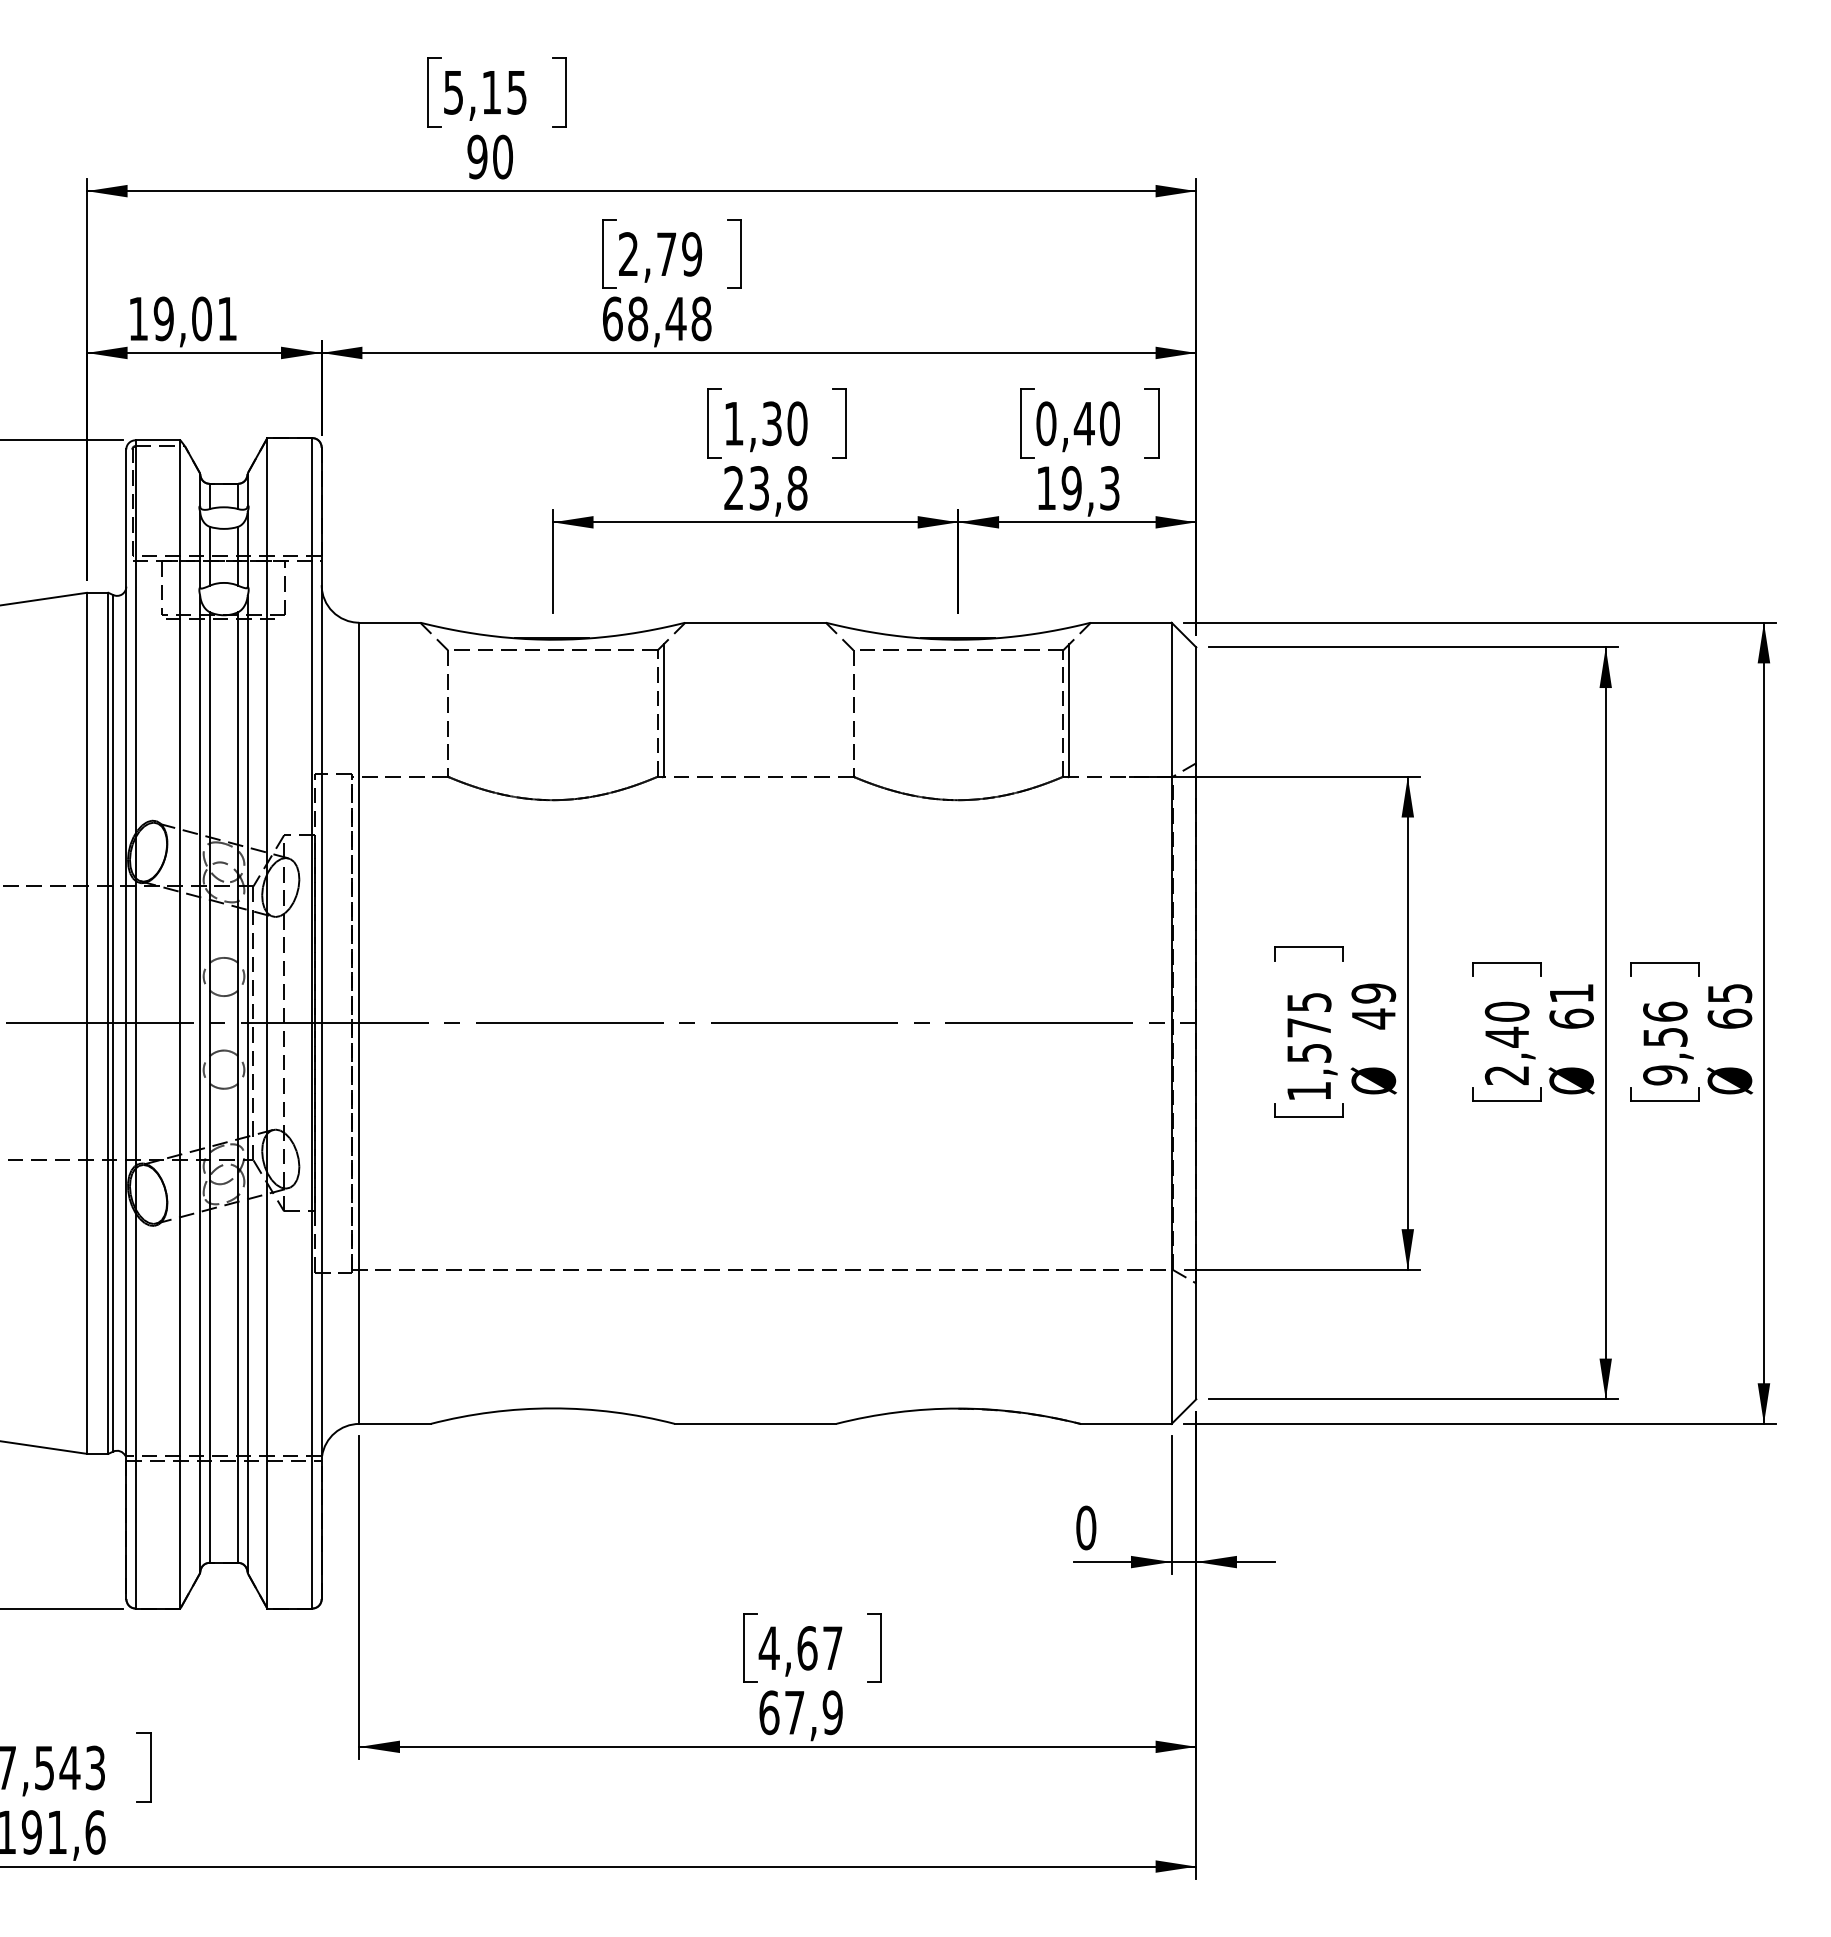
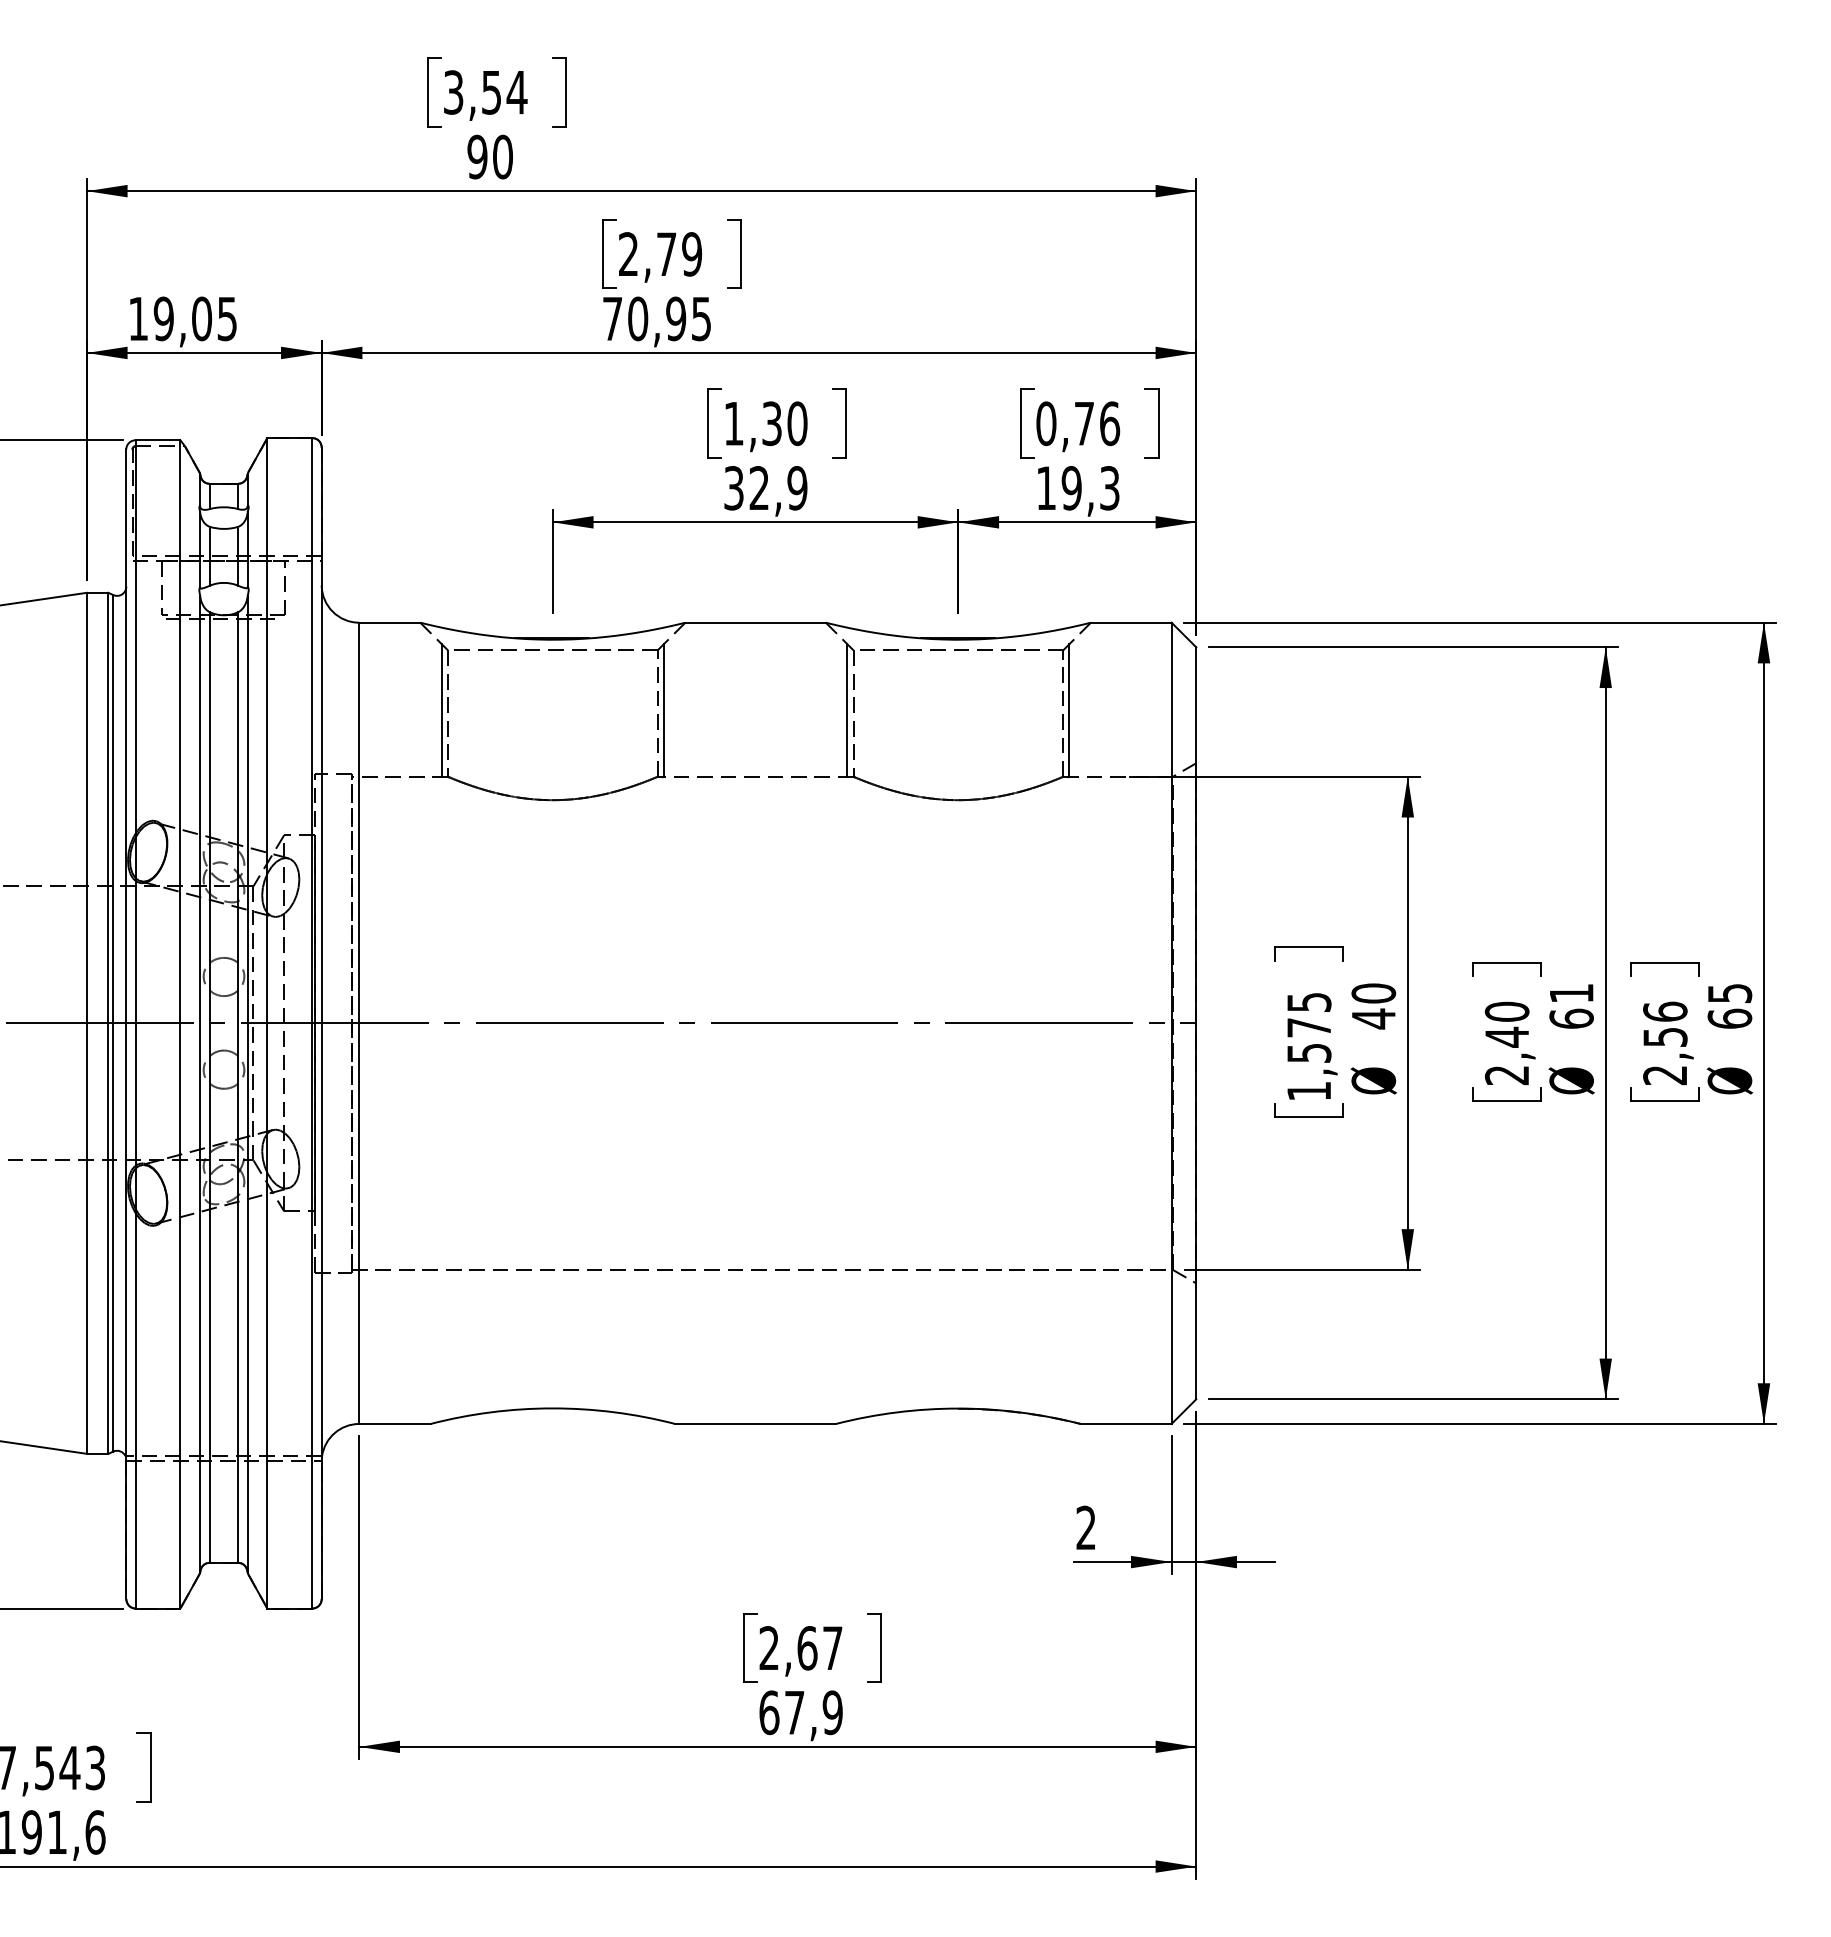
text: 5,15 -> 3,54 (485, 92)
text: 68,48 -> 70,95 (657, 318)
text: 19,01 -> 19,05 (226, 319)
text: 0,40 -> 0,76 (1096, 423)
text: 23,8 -> 32,9 (765, 488)
line: none -> present (441, 710)
line: none -> present (847, 710)
text: 49 -> 40 (1373, 993)
text: 9,56 -> 2,56 (1665, 1075)
text: 0 -> 2 (1086, 1527)
text: 4,67 -> 2,67 (768, 1647)
